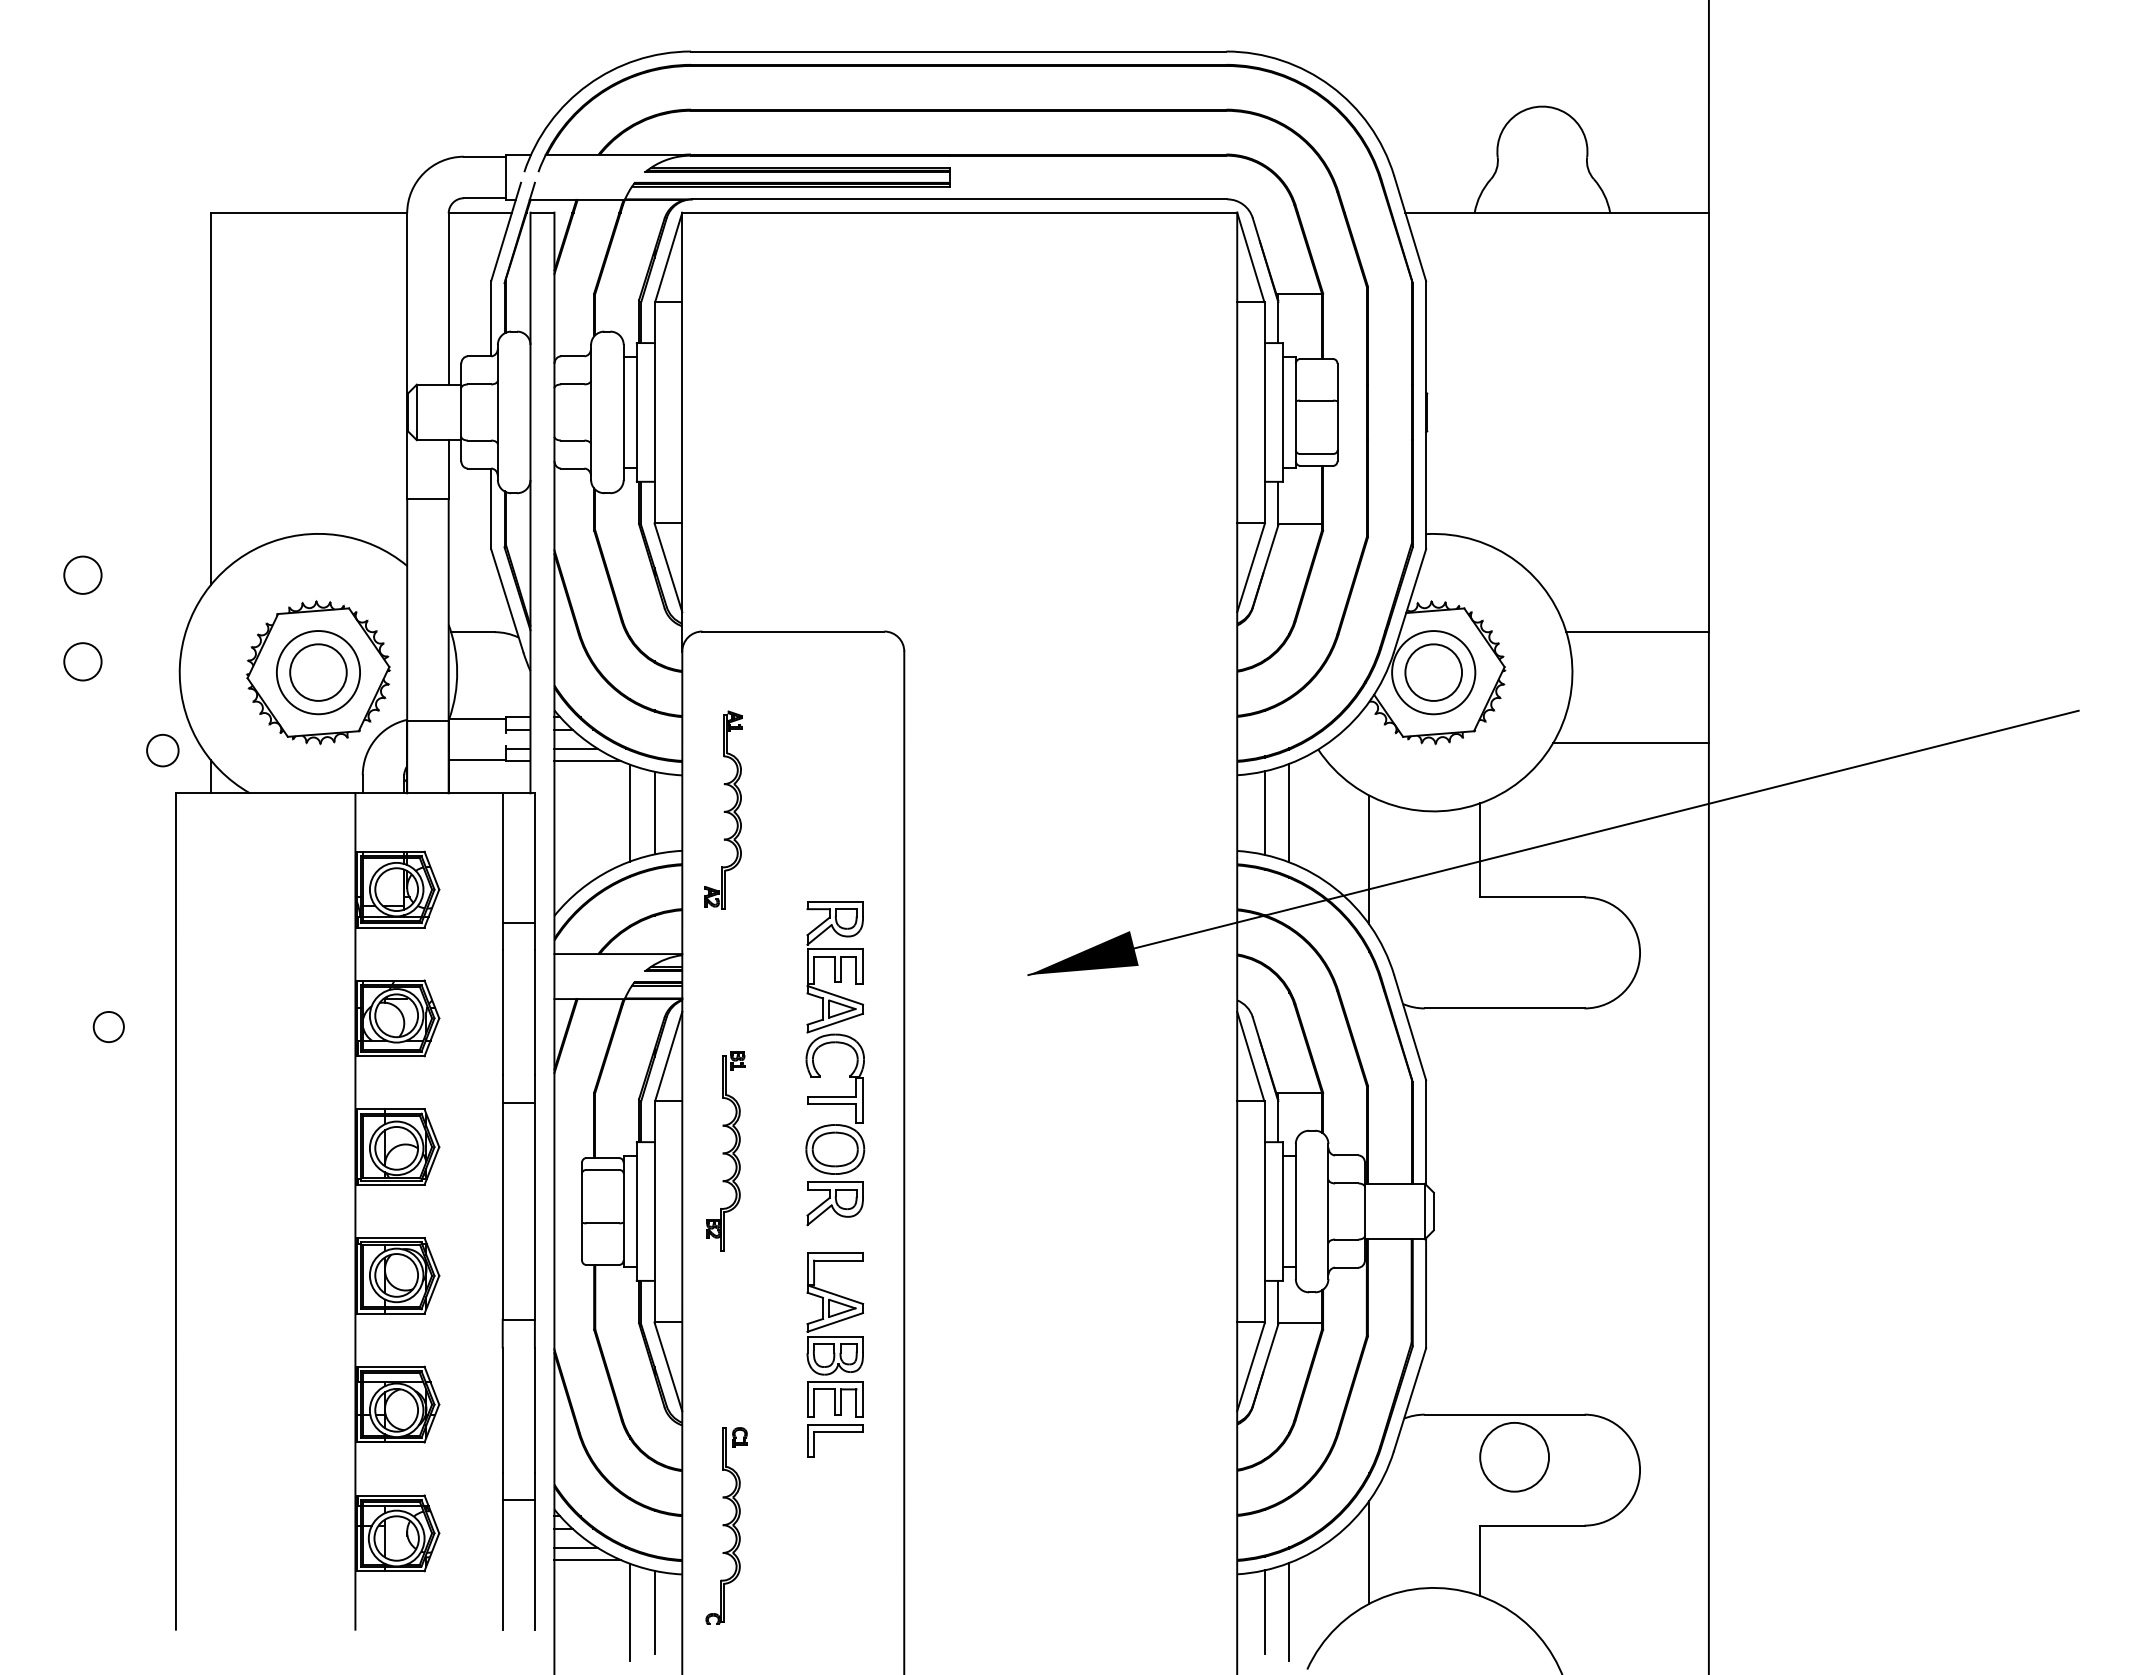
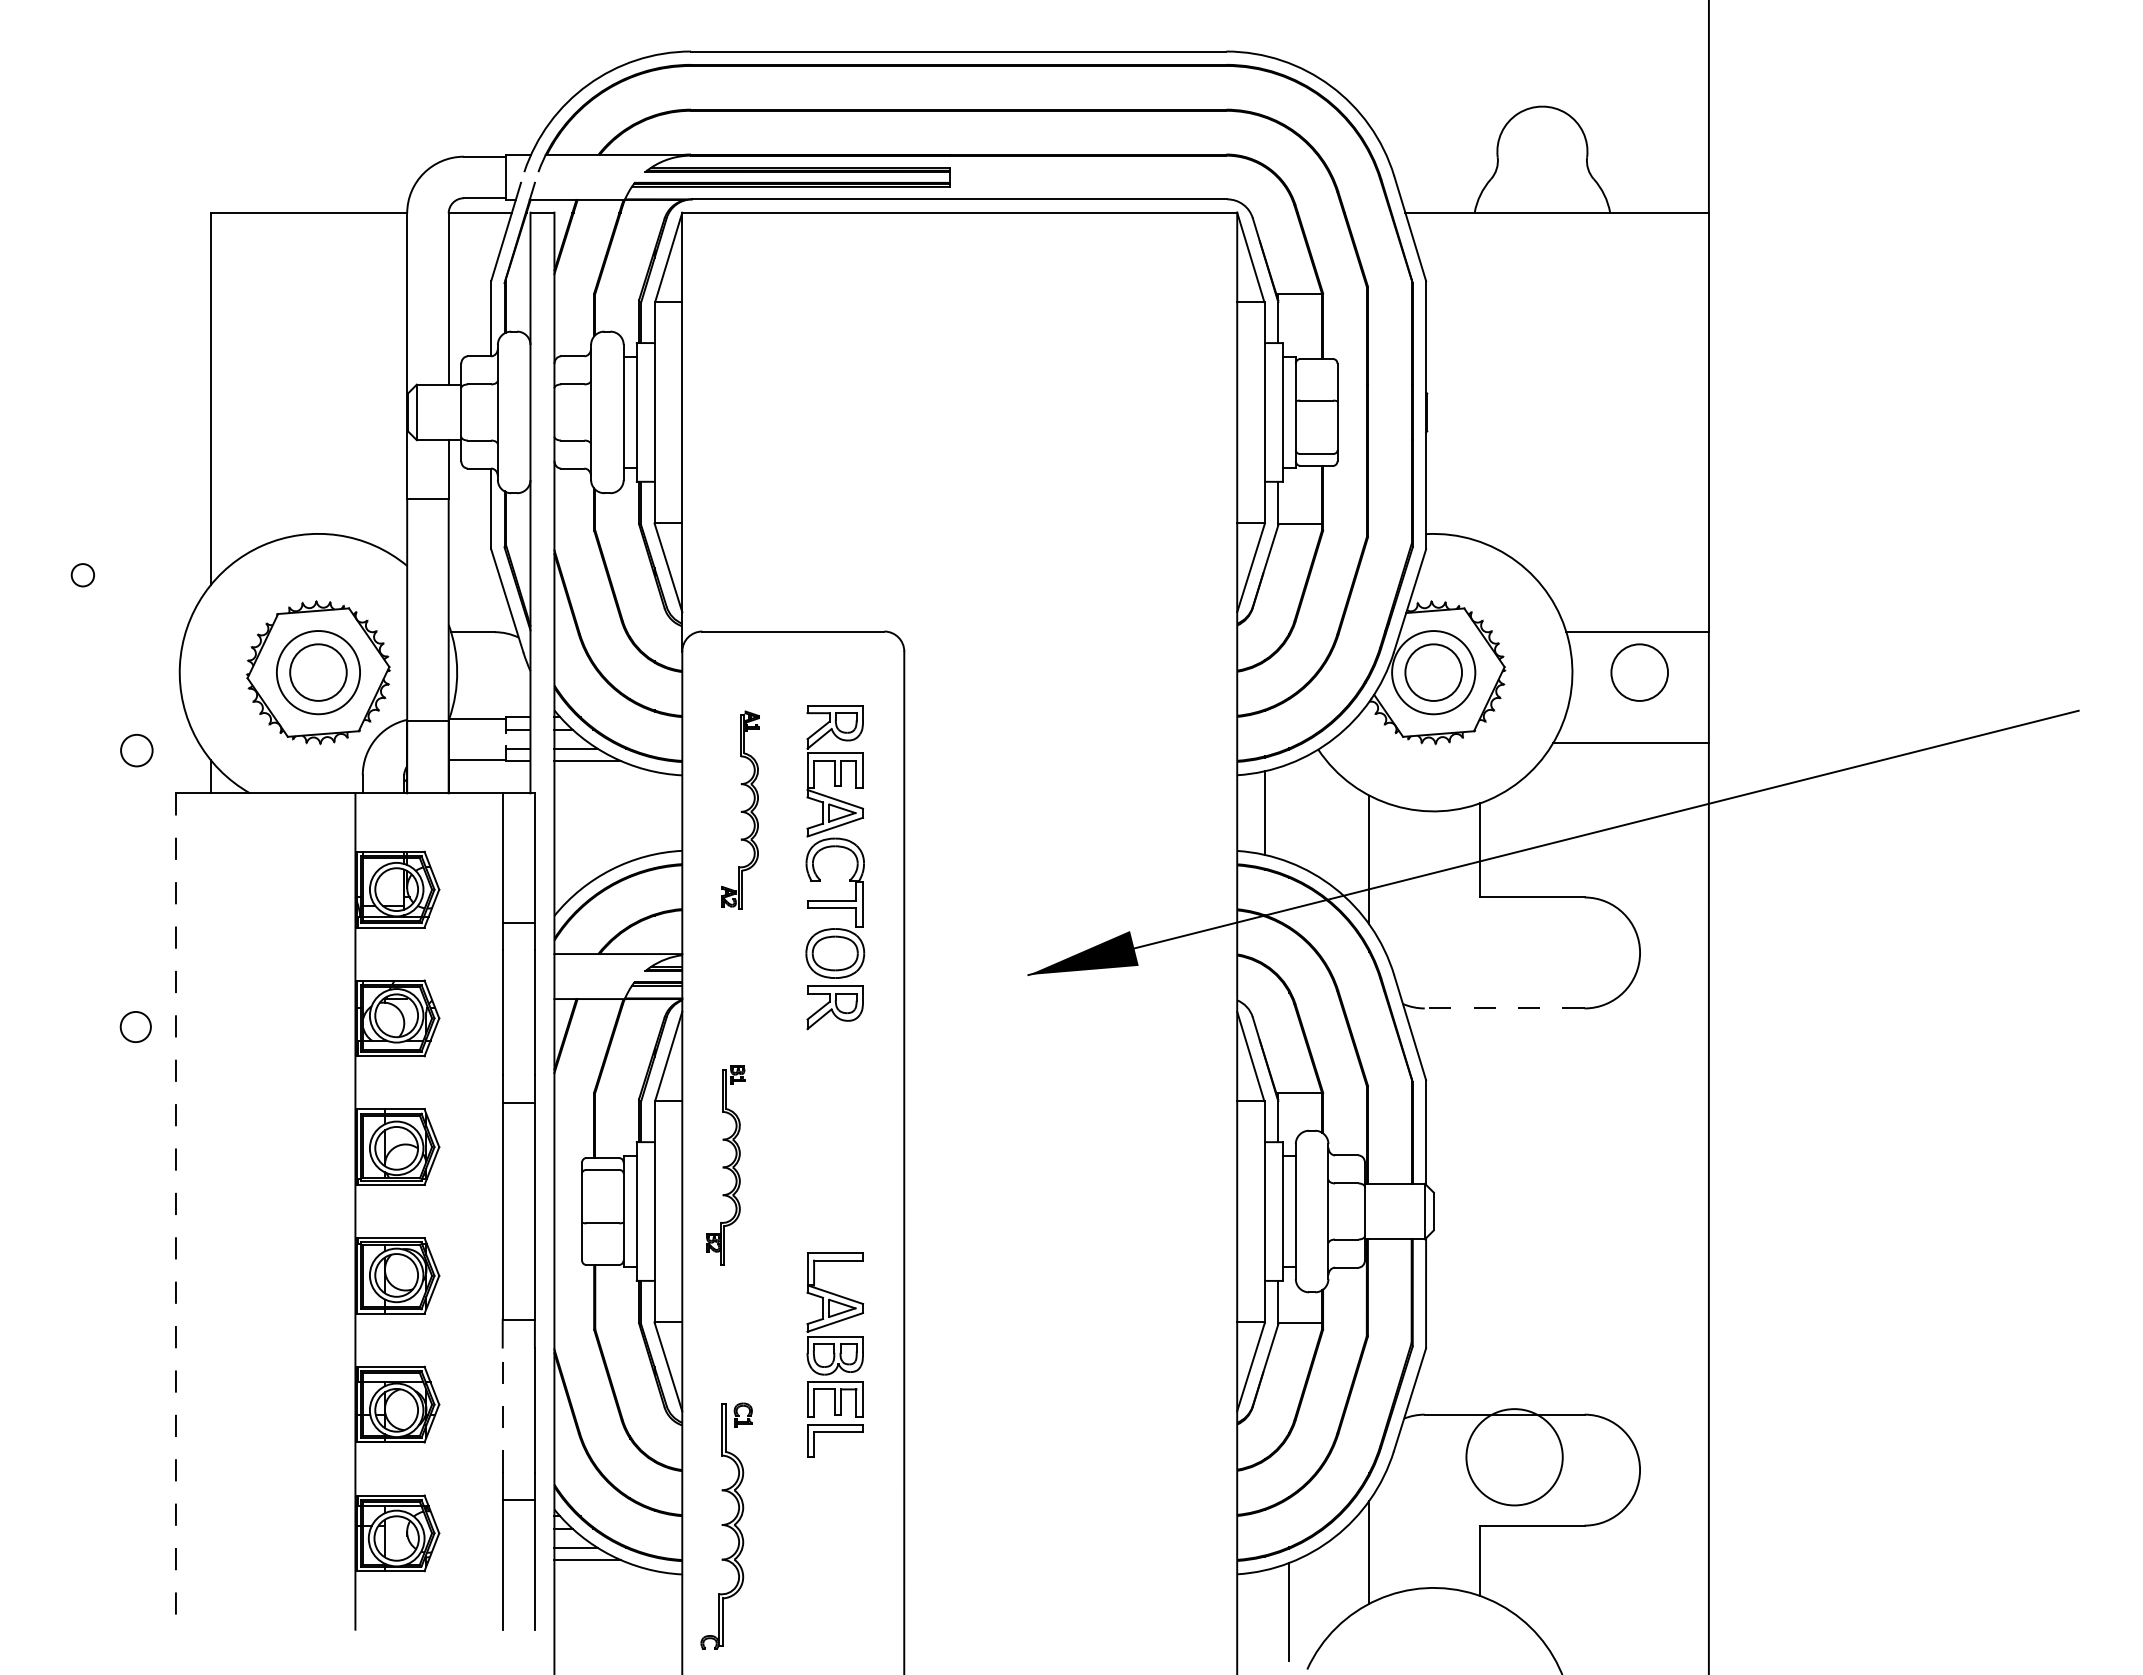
circle diameter: 37 px -> 22 px (82, 575)
circle: present -> none (82, 661)
circle: none -> present (1639, 672)
circle position: (162, 750) -> (136, 750) (136, 750)
part position: (723, 809) -> (740, 809) (740, 809)
line: present -> none (630, 812)
line: present -> none (654, 812)
line: present -> none (1289, 812)
line: solid -> dashed (1504, 1008)
circle position: (108, 1026) -> (135, 1026) (135, 1026)
part position: (849, 1075) -> (849, 879) (849, 879)
part position: (725, 1151) -> (725, 1165) (725, 1165)
line: solid -> dashed (175, 1212)
line: solid -> dashed (502, 1409)
circle diameter: 69 px -> 96 px (1514, 1457)
part size: 43x198 px -> 53x248 px (726, 1525)
line: present -> none (630, 1611)
line: present -> none (654, 1611)
line: present -> none (1264, 1612)
